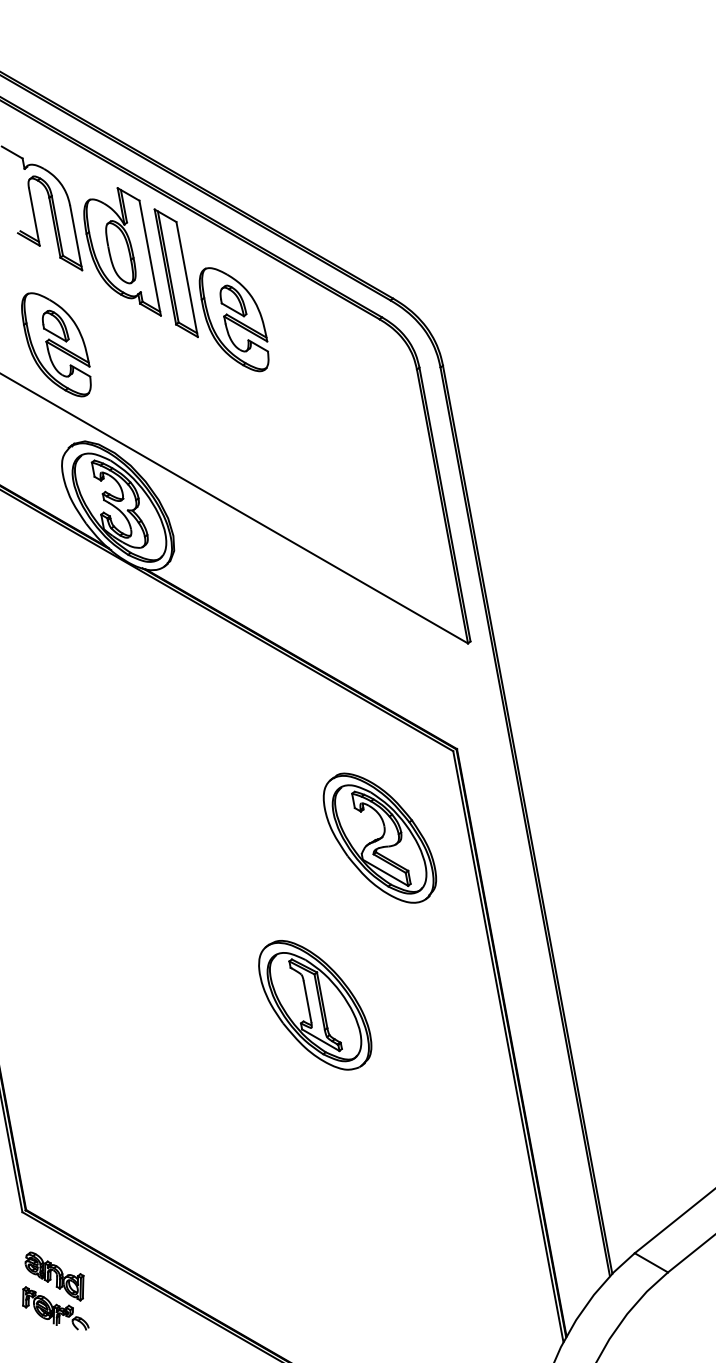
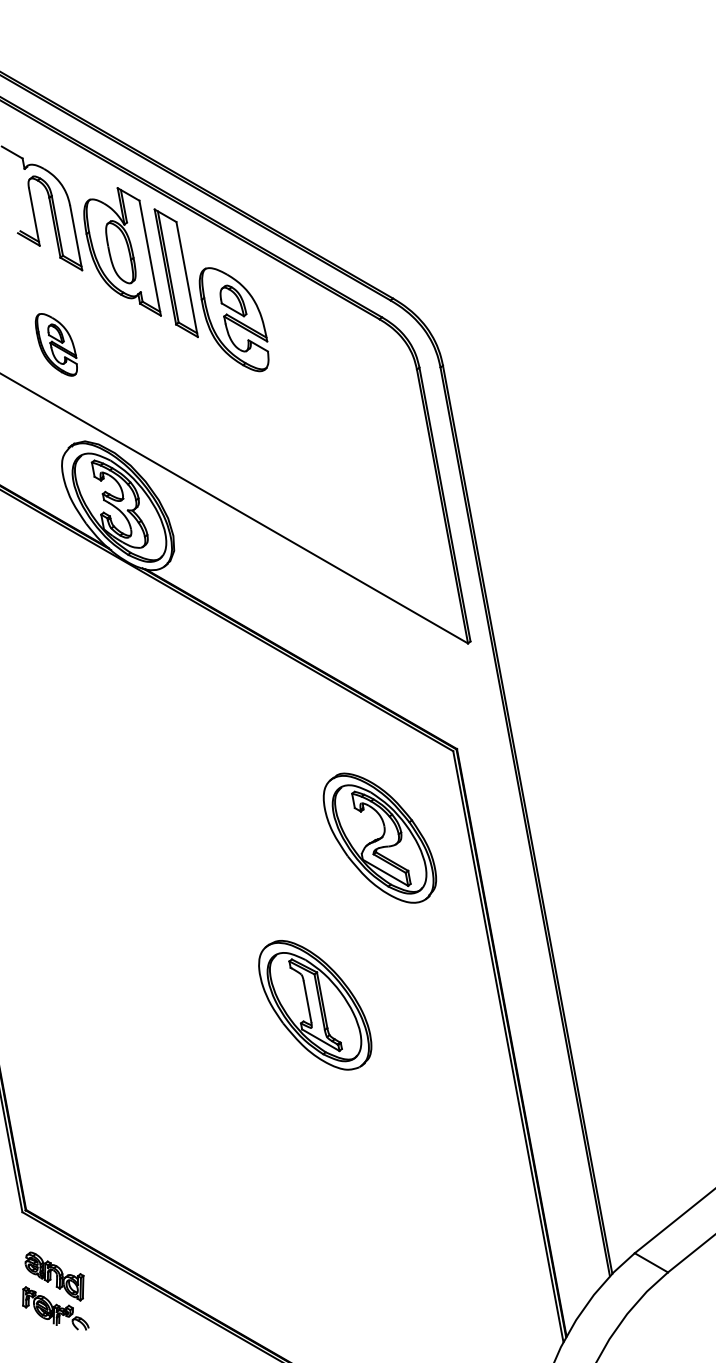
part size: 71x106 px -> 44x64 px (55, 344)
